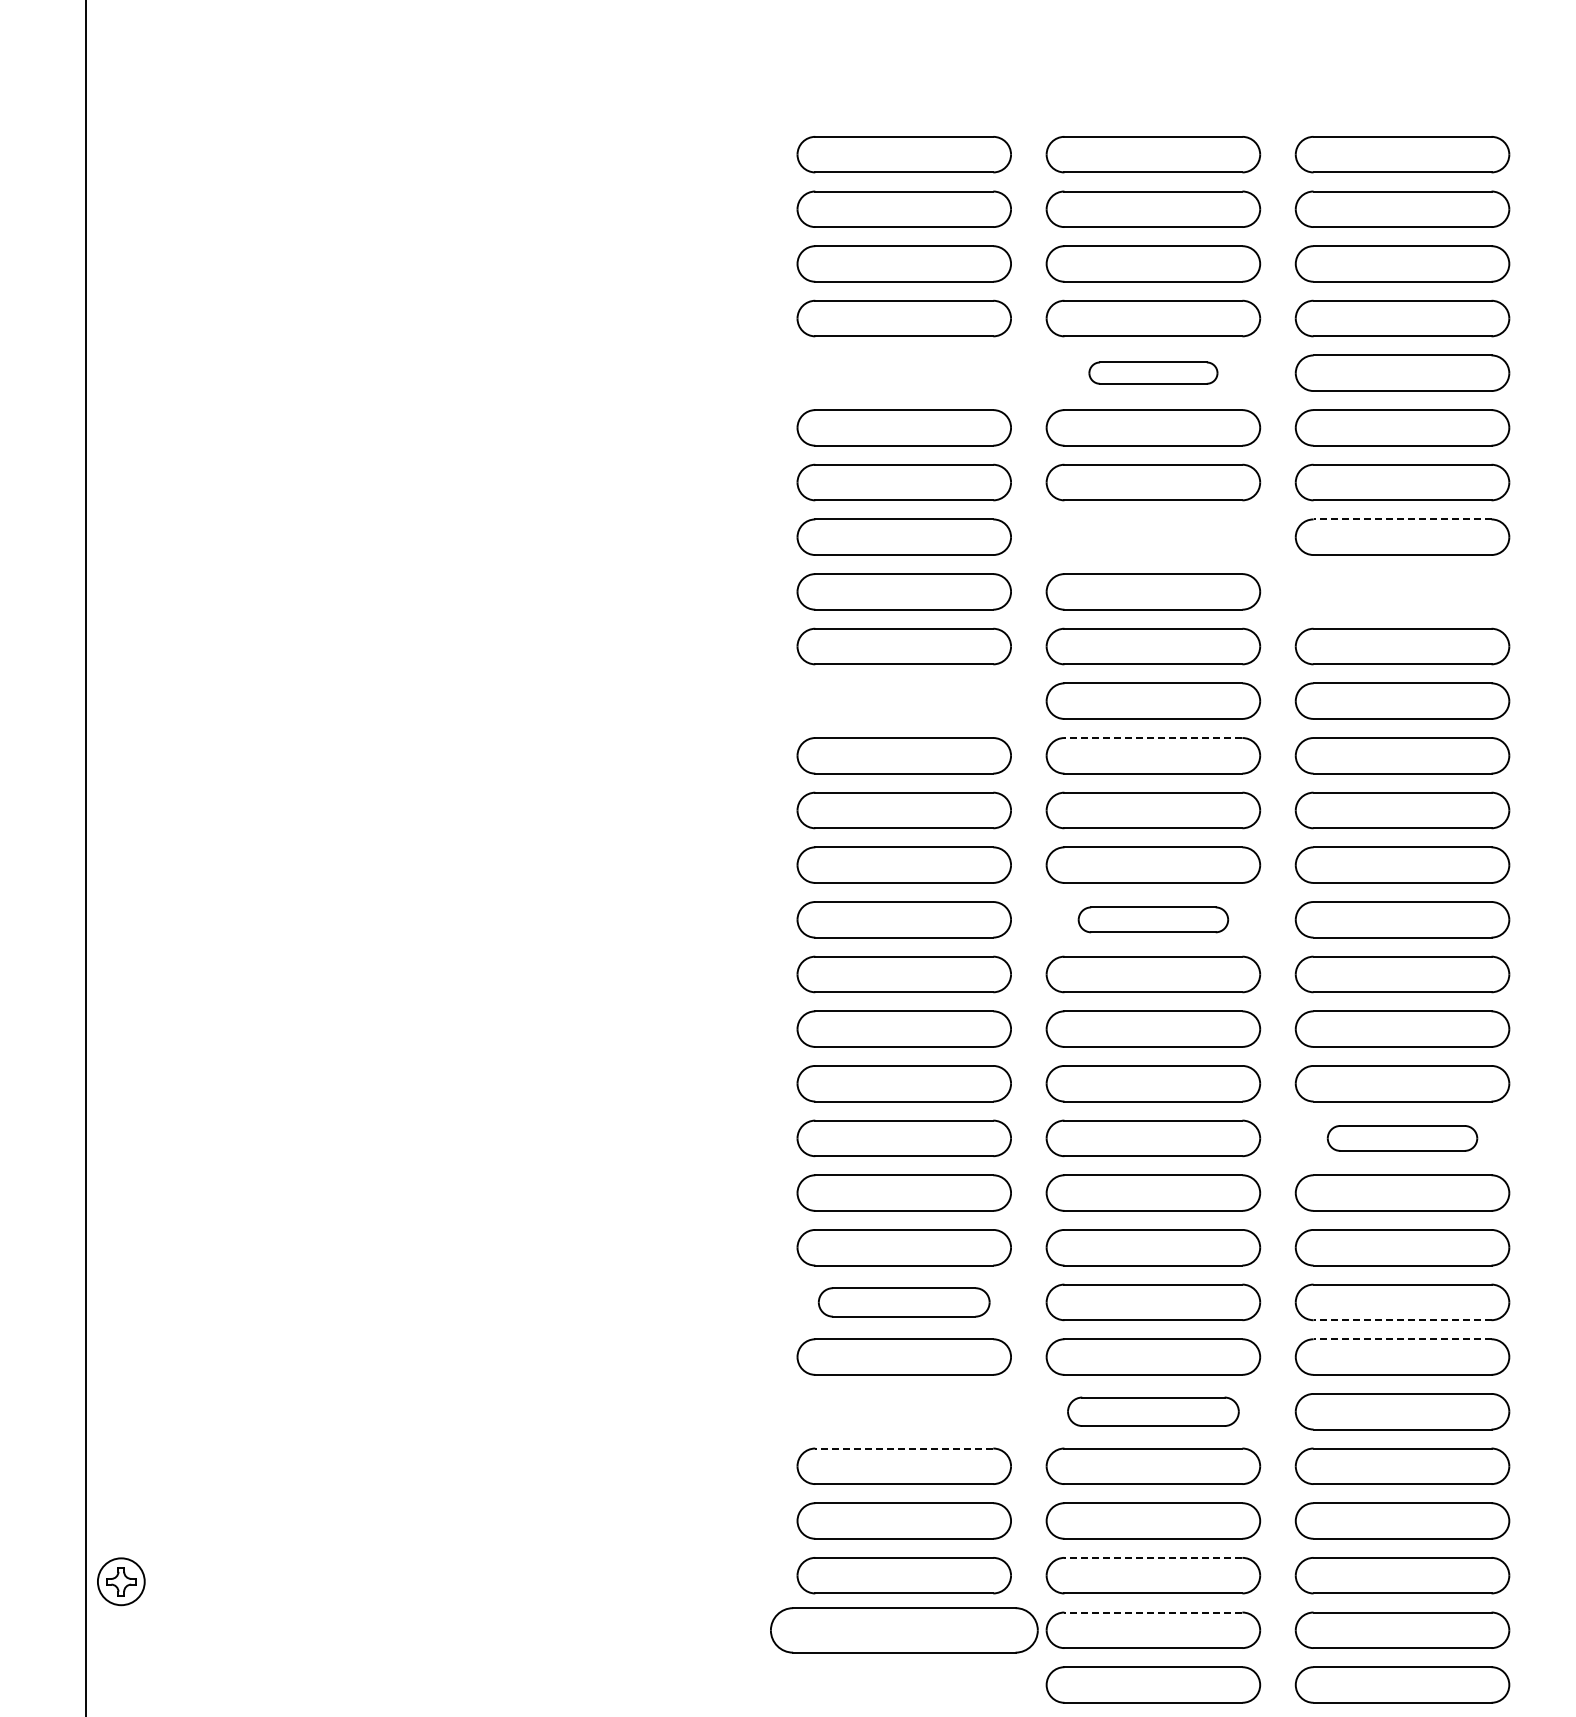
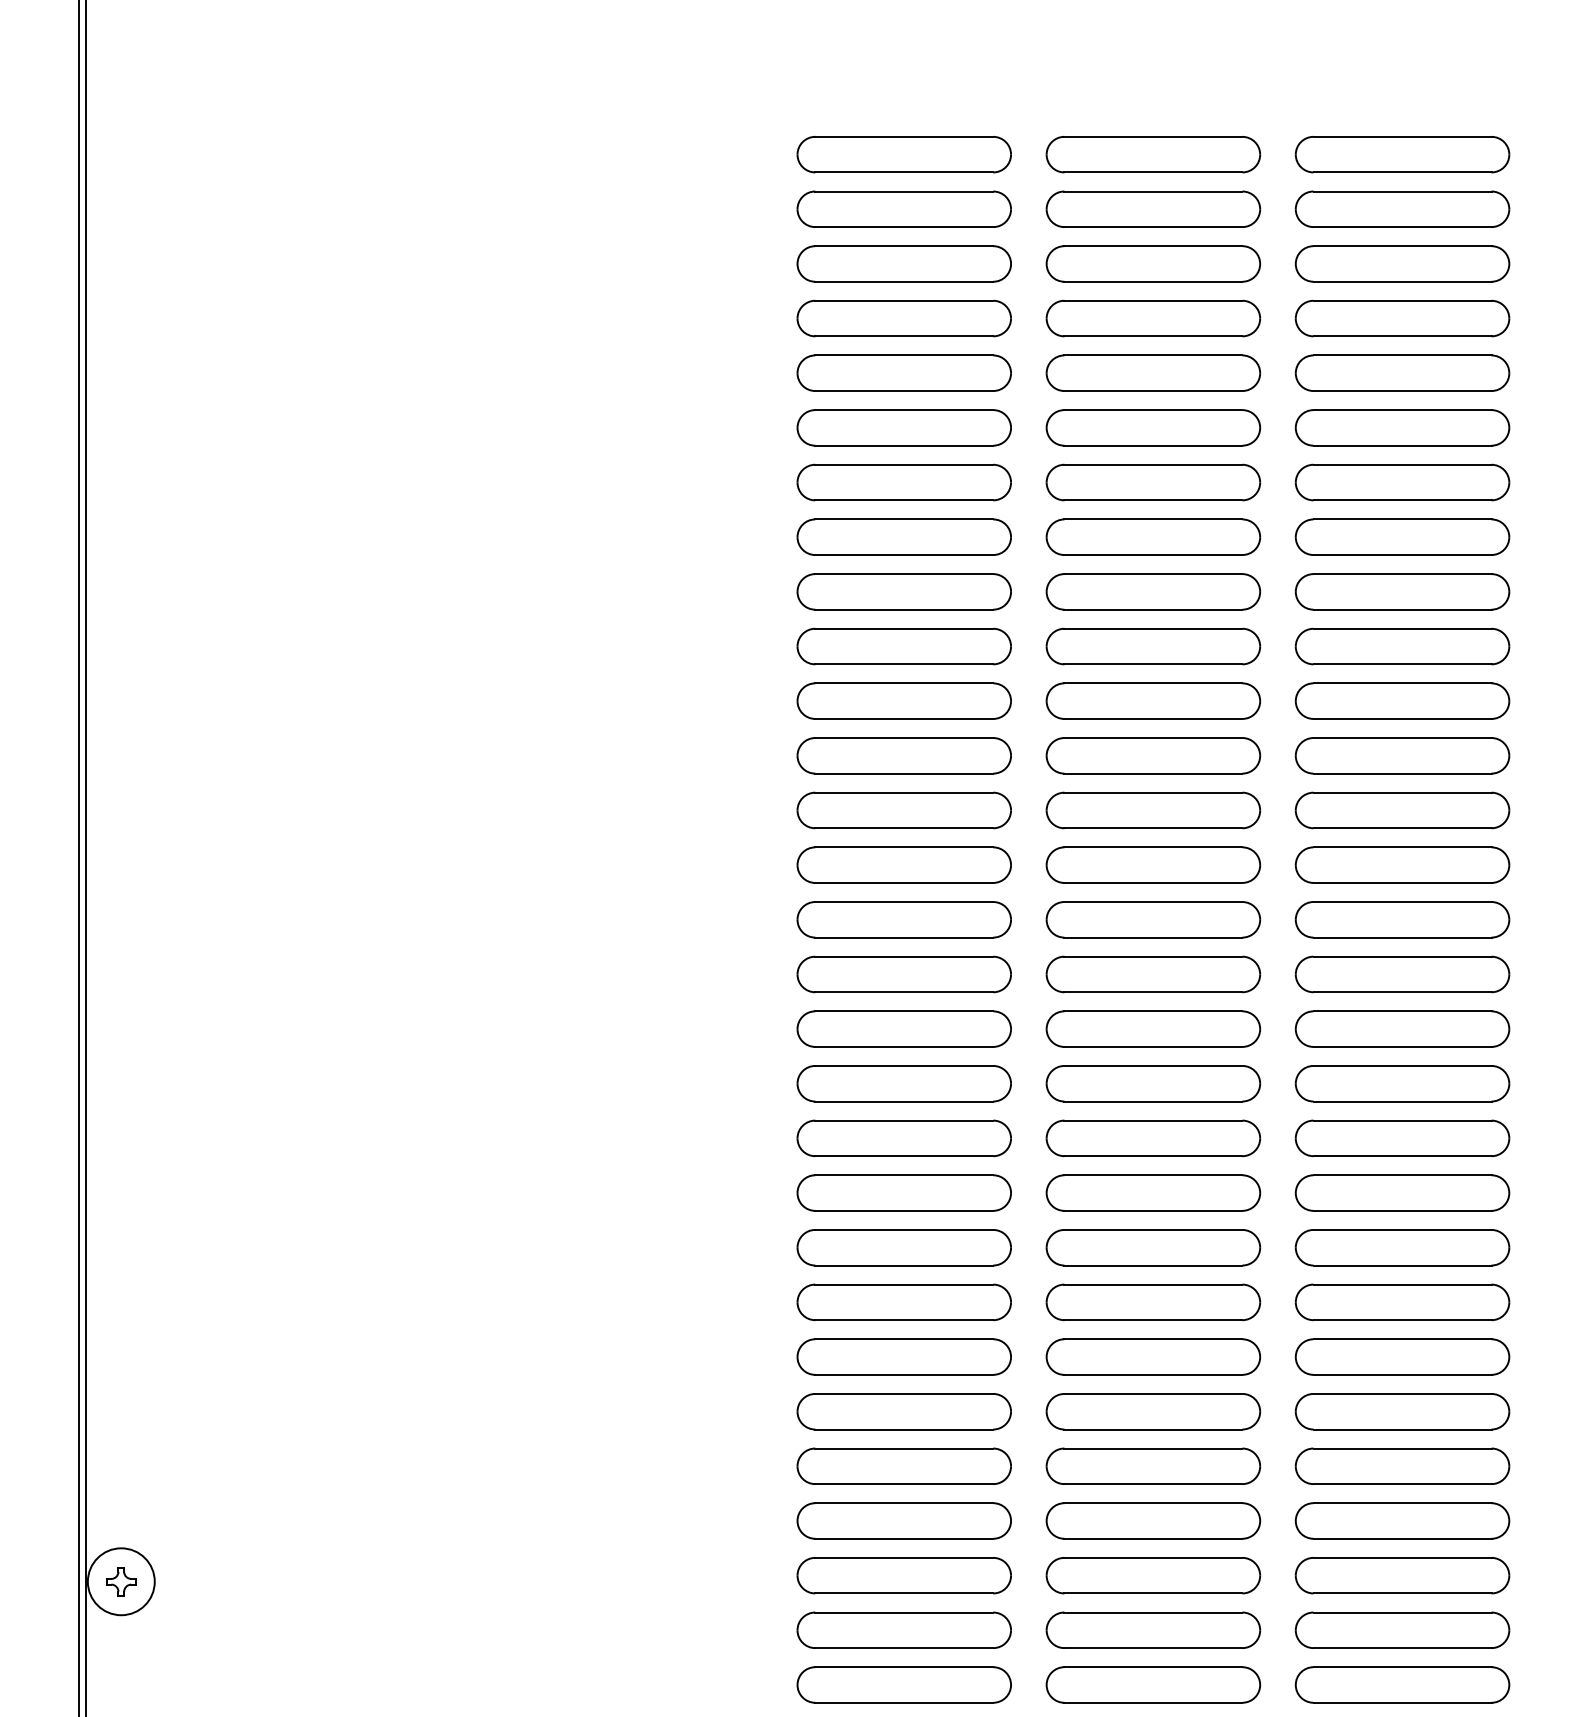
part: none -> present (903, 372)
part size: 131x24 px -> 217x38 px (1153, 372)
line: dashed -> solid (1402, 519)
part: none -> present (1153, 536)
part: none -> present (1402, 591)
part: none -> present (903, 700)
line: dashed -> solid (1153, 738)
line: none -> present (78, 857)
part size: 153x28 px -> 217x38 px (1153, 919)
part size: 153x27 px -> 217x39 px (1402, 1138)
part size: 173x31 px -> 216x39 px (903, 1302)
line: dashed -> solid (1402, 1320)
line: dashed -> solid (1402, 1339)
part: none -> present (903, 1411)
part size: 173x31 px -> 217x38 px (1153, 1411)
line: dashed -> solid (904, 1448)
line: dashed -> solid (1153, 1557)
circle diameter: 47 px -> 67 px (120, 1581)
line: dashed -> solid (1153, 1612)
part size: 269x47 px -> 216x38 px (903, 1629)
part: none -> present (903, 1684)
